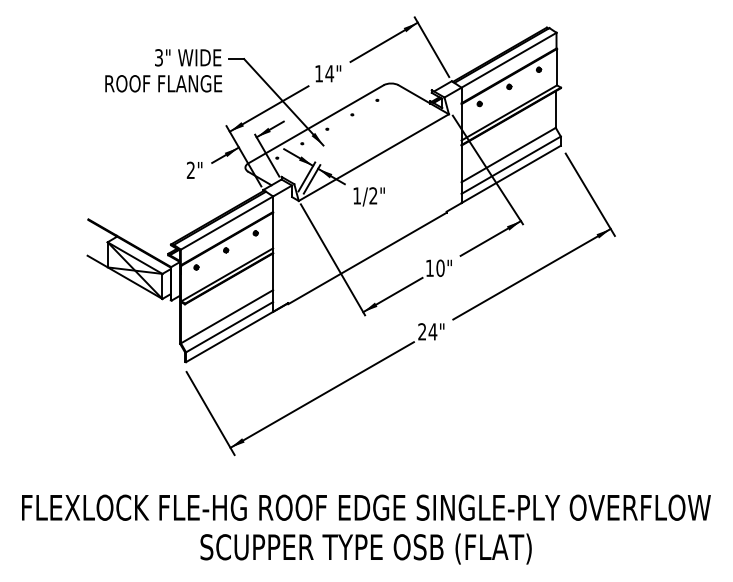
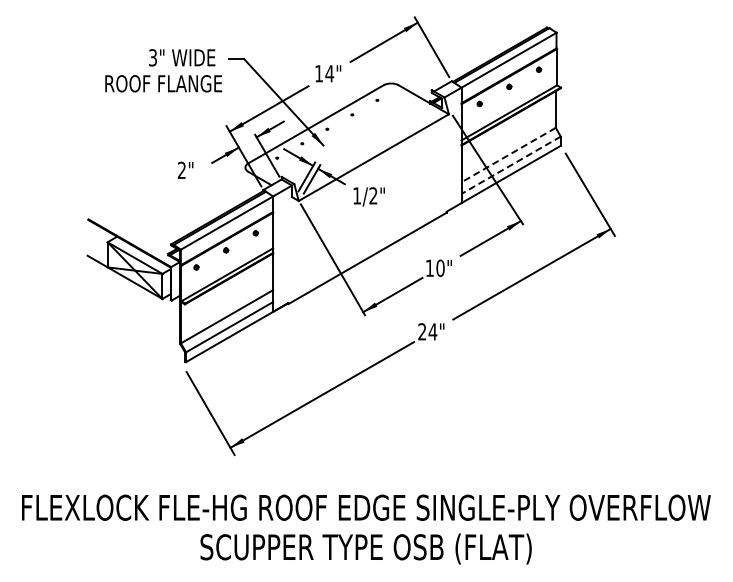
text position: (188, 57) -> (182, 57) (182, 57)
line: solid -> dashed (508, 155)
line: solid -> dashed (510, 165)
text position: (194, 169) -> (185, 169) (185, 169)
